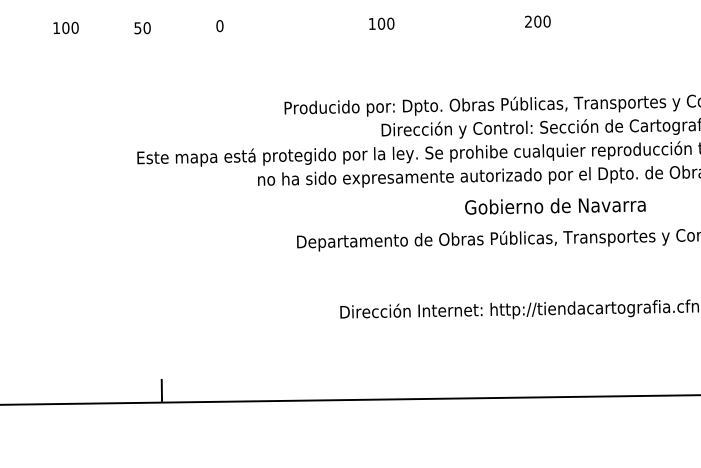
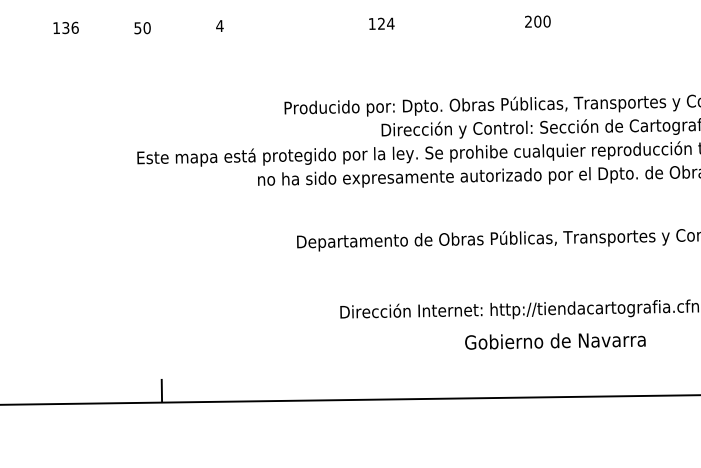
text: 100 -> 124 (385, 23)
text: 0 -> 4 (219, 26)
text: 100 -> 136 (70, 27)
text position: (555, 206) -> (555, 341) (555, 341)
